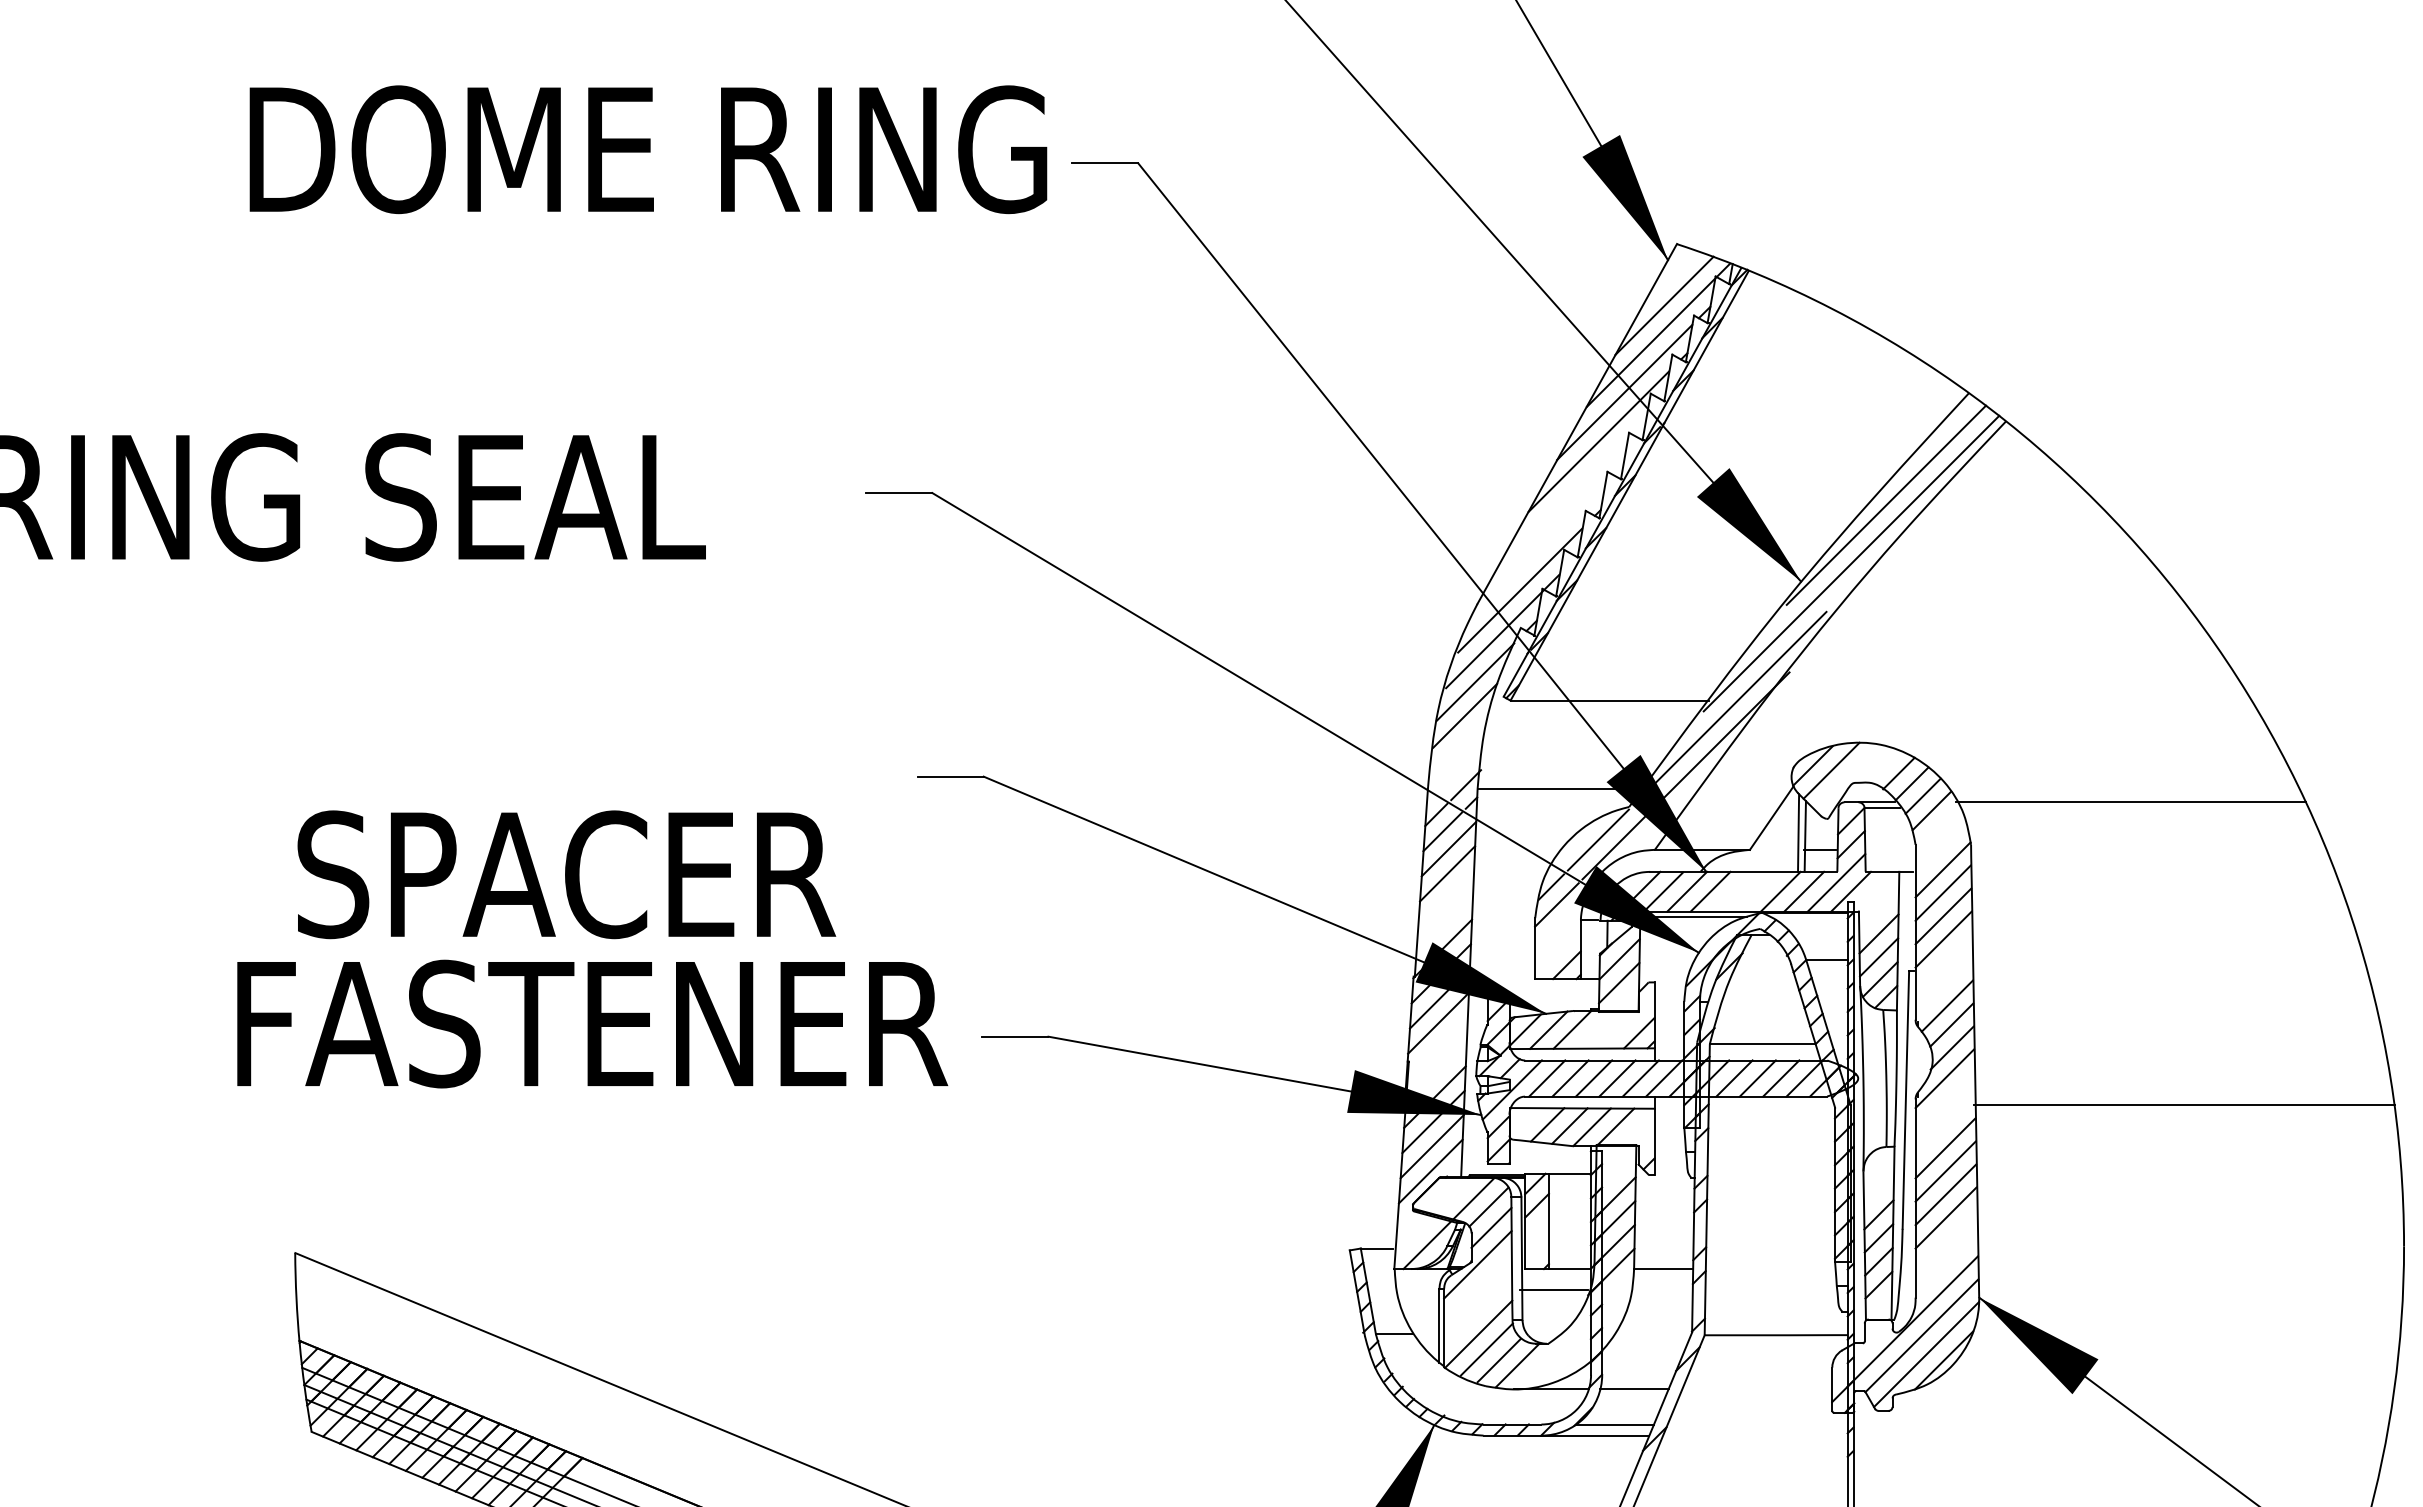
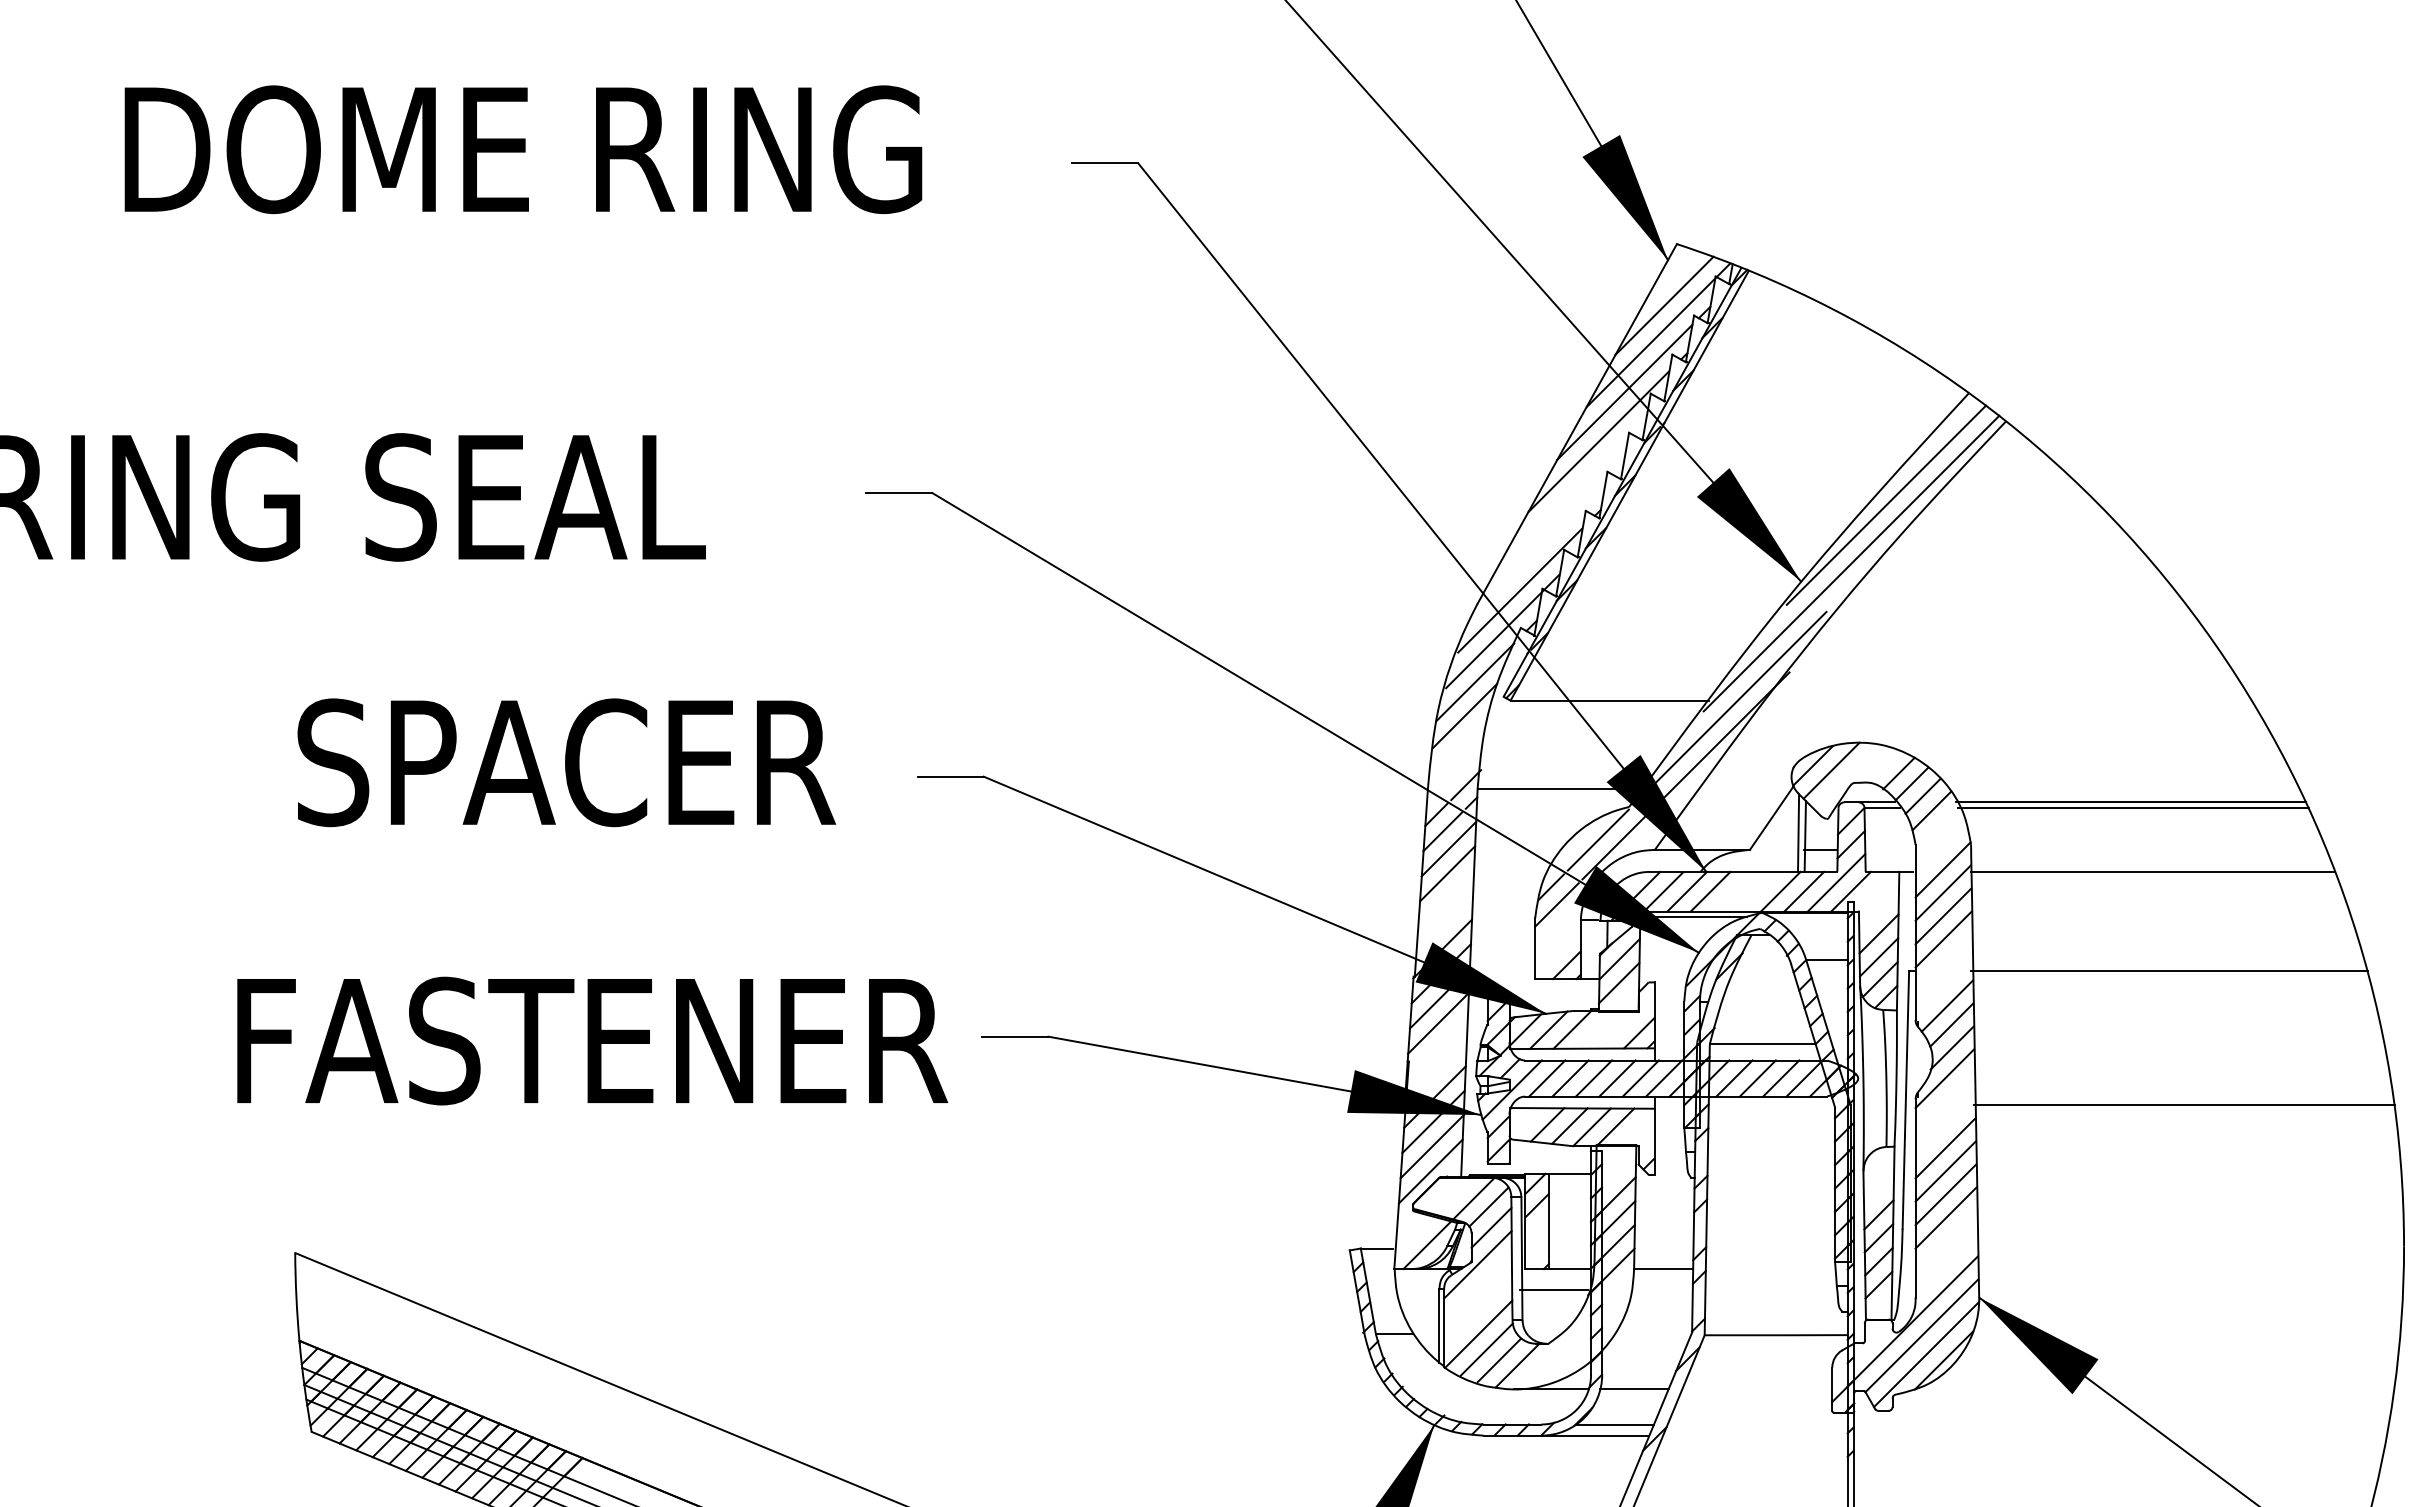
text position: (648, 149) -> (523, 149) (523, 149)
line: none -> present (2132, 808)
line: none -> present (2152, 871)
text position: (566, 874) -> (566, 762) (566, 762)
line: none -> present (2168, 971)
text position: (592, 1023) -> (592, 1040) (592, 1040)
